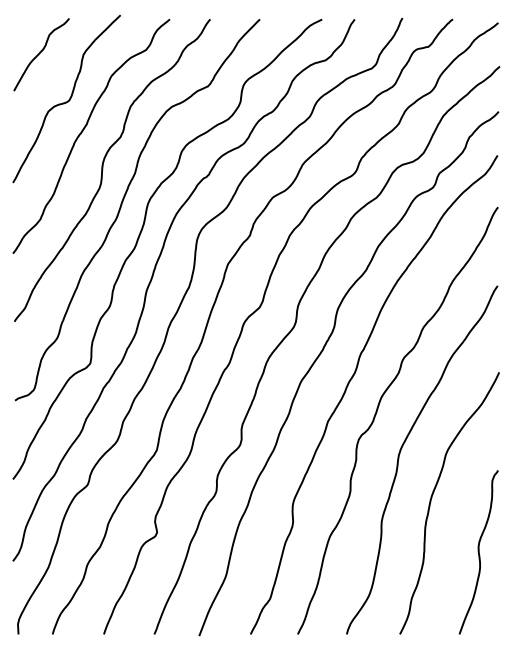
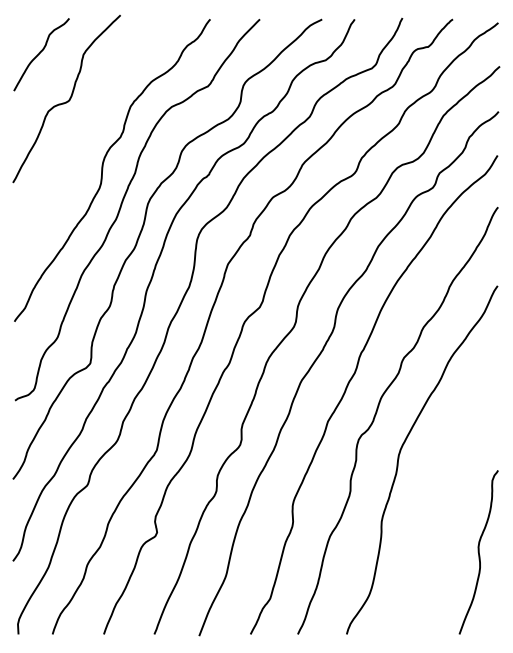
curve: present -> none (83, 131)
curve: present -> none (432, 498)
